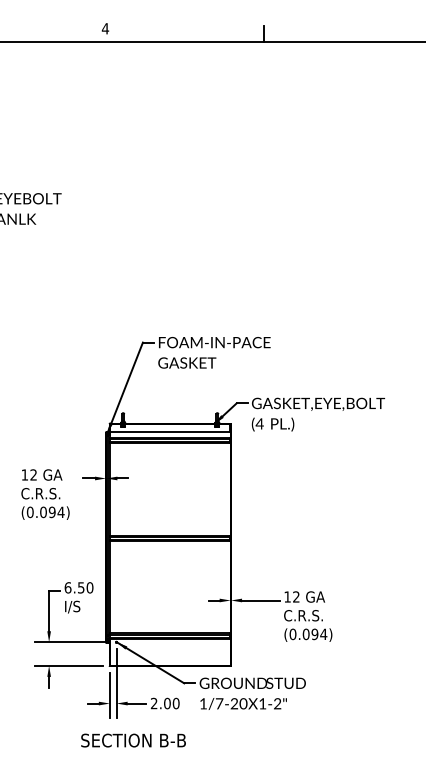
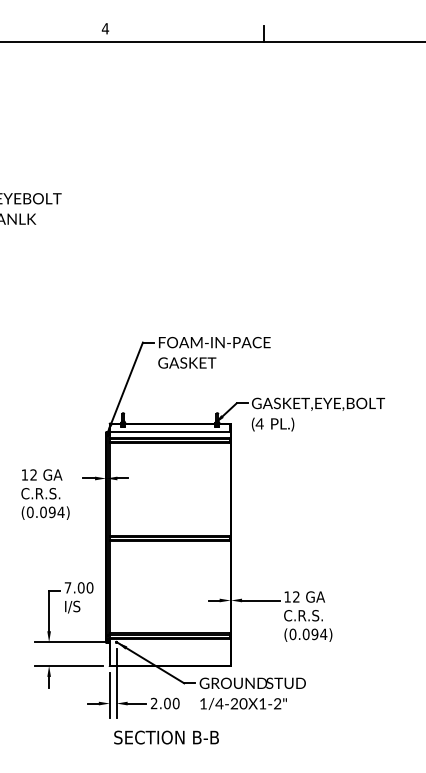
text: 6.50 -> 7.00 (74, 587)
text: 1/7-20X1-2" -> 1/4-20X1-2" (219, 703)
text position: (133, 740) -> (166, 737) (166, 737)
